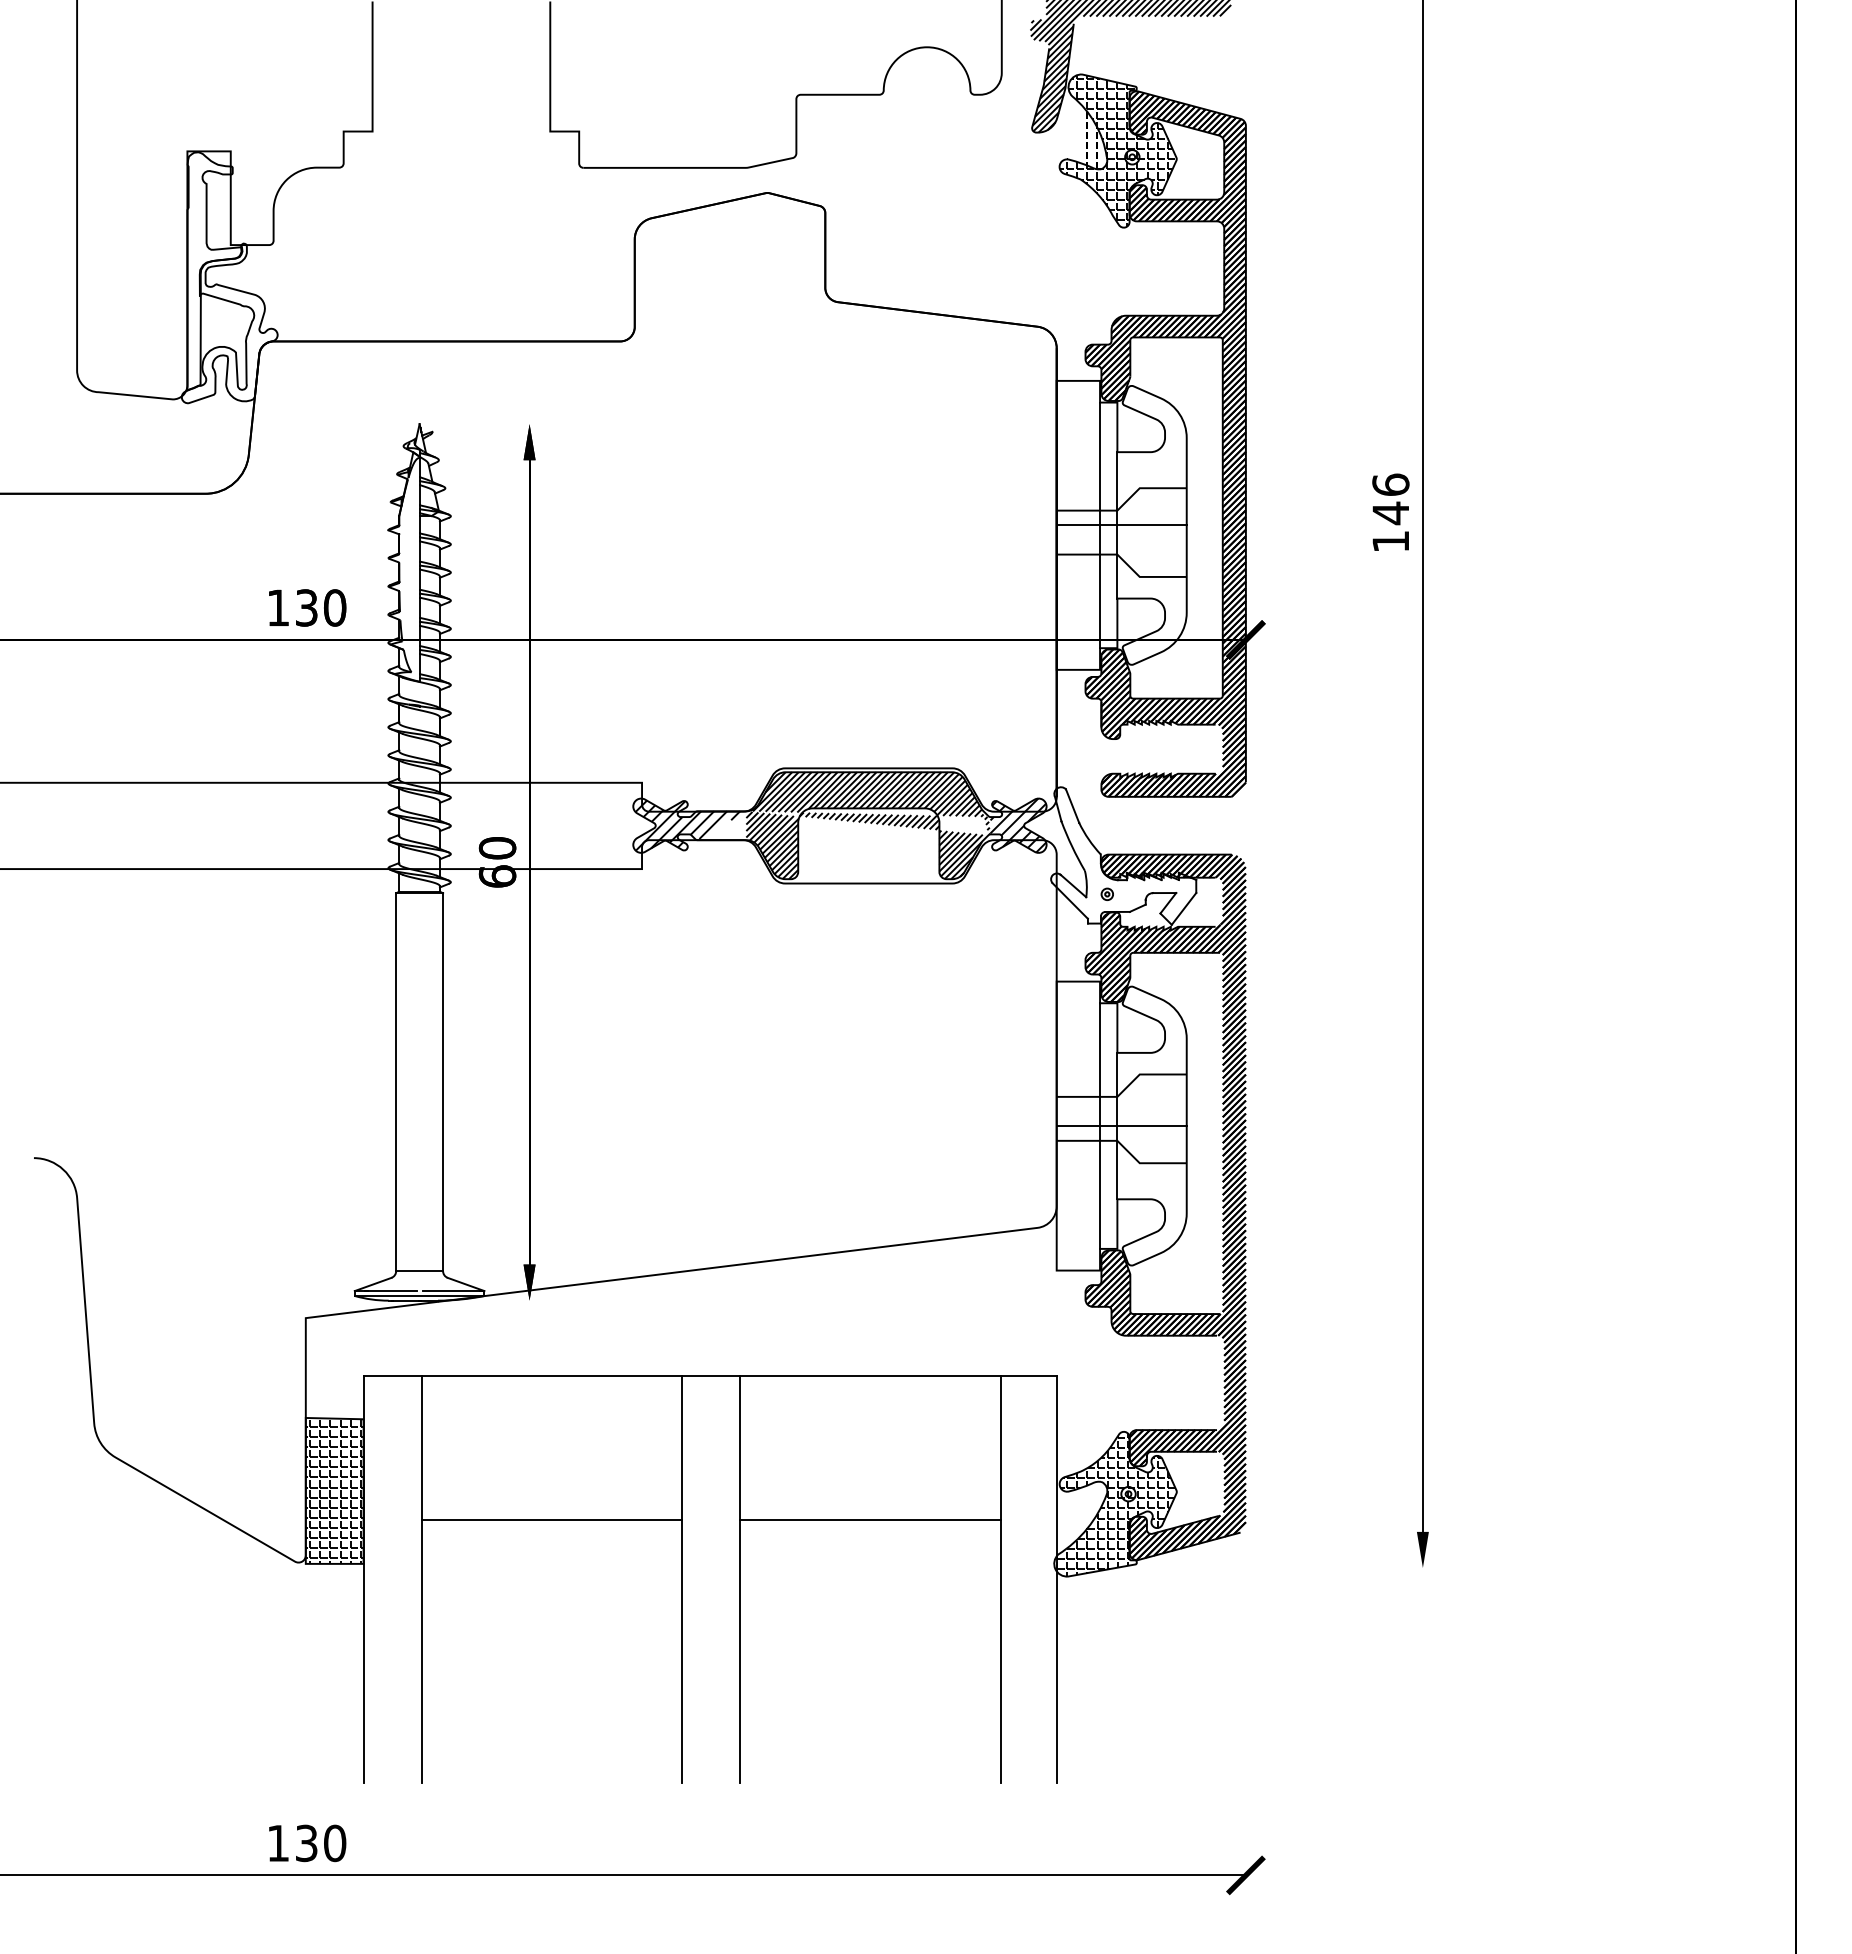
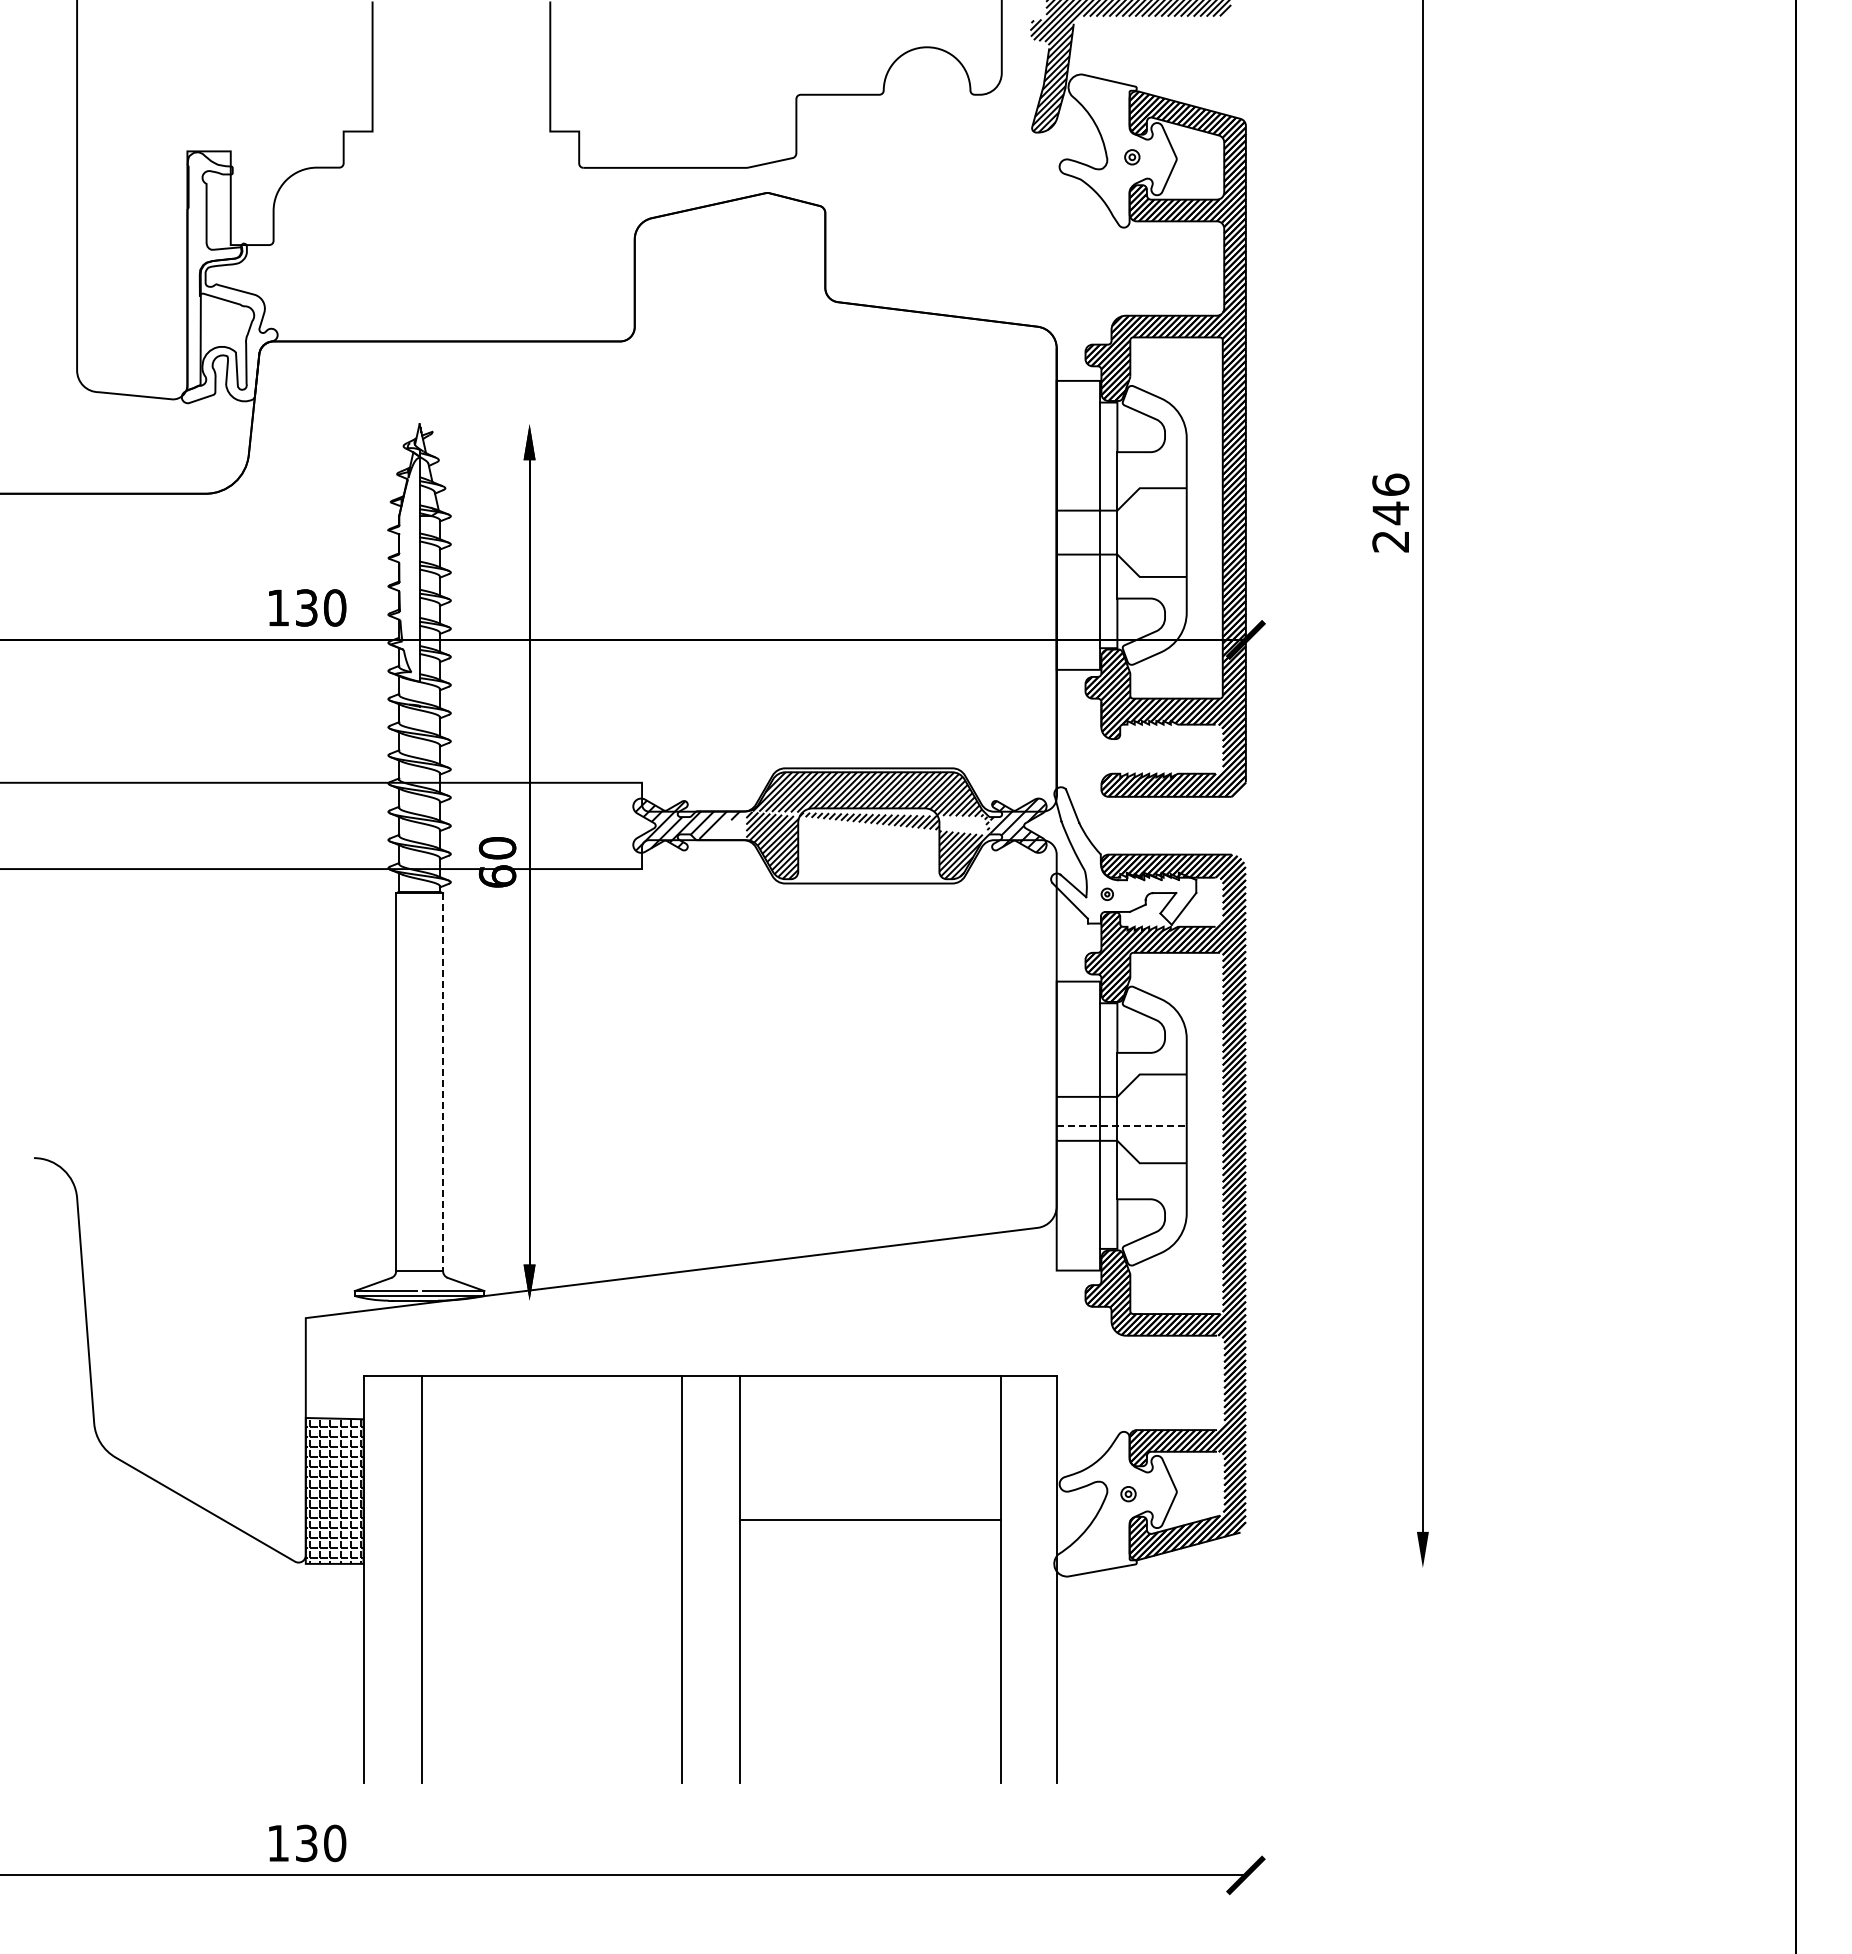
hatch: present -> none (1117, 150)
line: present -> none (1121, 525)
text: 146 -> 246 (1390, 541)
line: solid -> dashed (443, 1082)
line: solid -> dashed (1122, 1126)
hatch: present -> none (1116, 1504)
line: present -> none (551, 1520)
